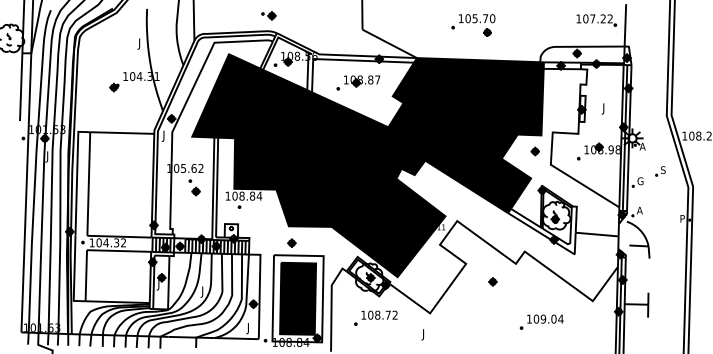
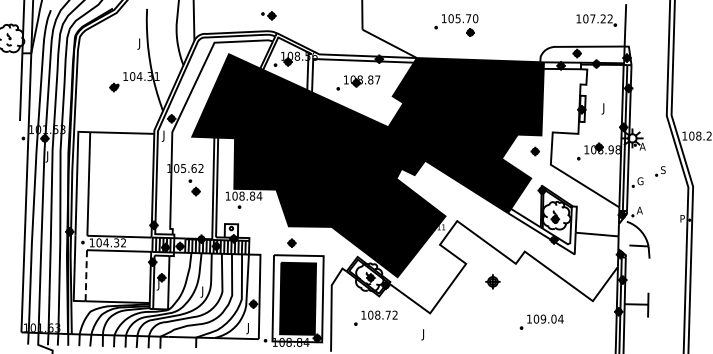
part position: (473, 25) -> (456, 25) (456, 25)
line: solid -> dashed (86, 275)
part size: 10x10 px -> 16x16 px (492, 281)
